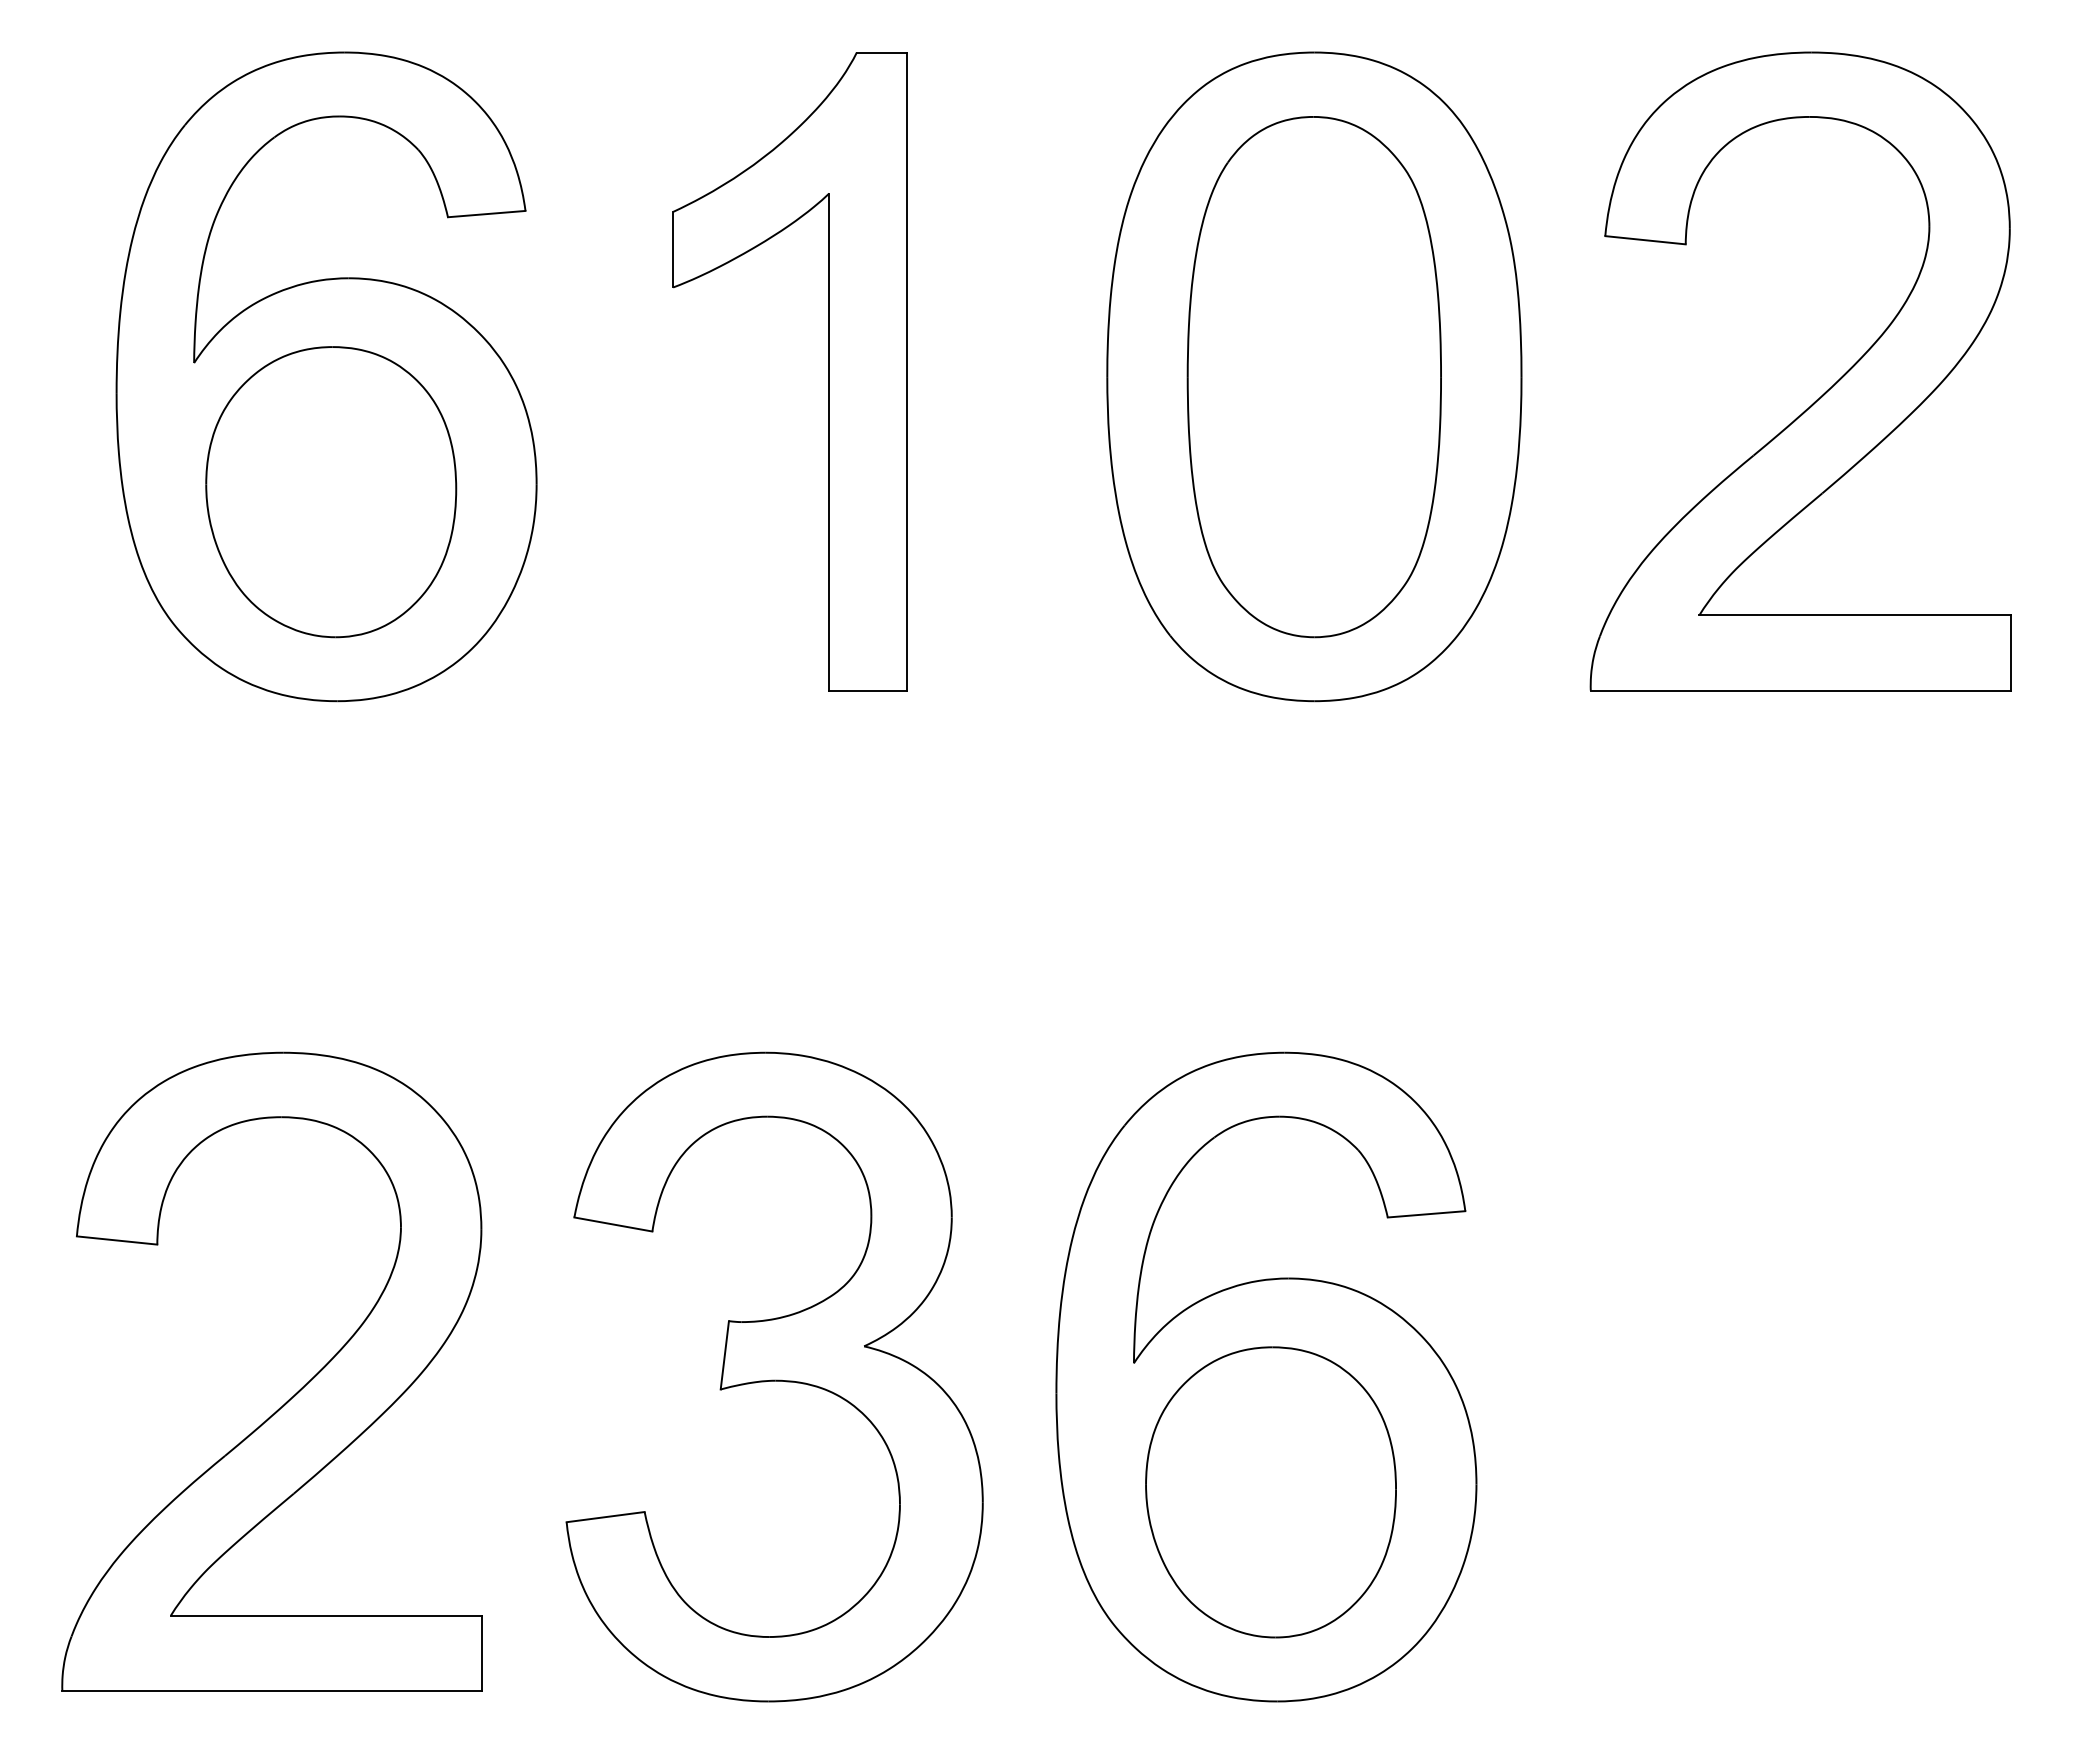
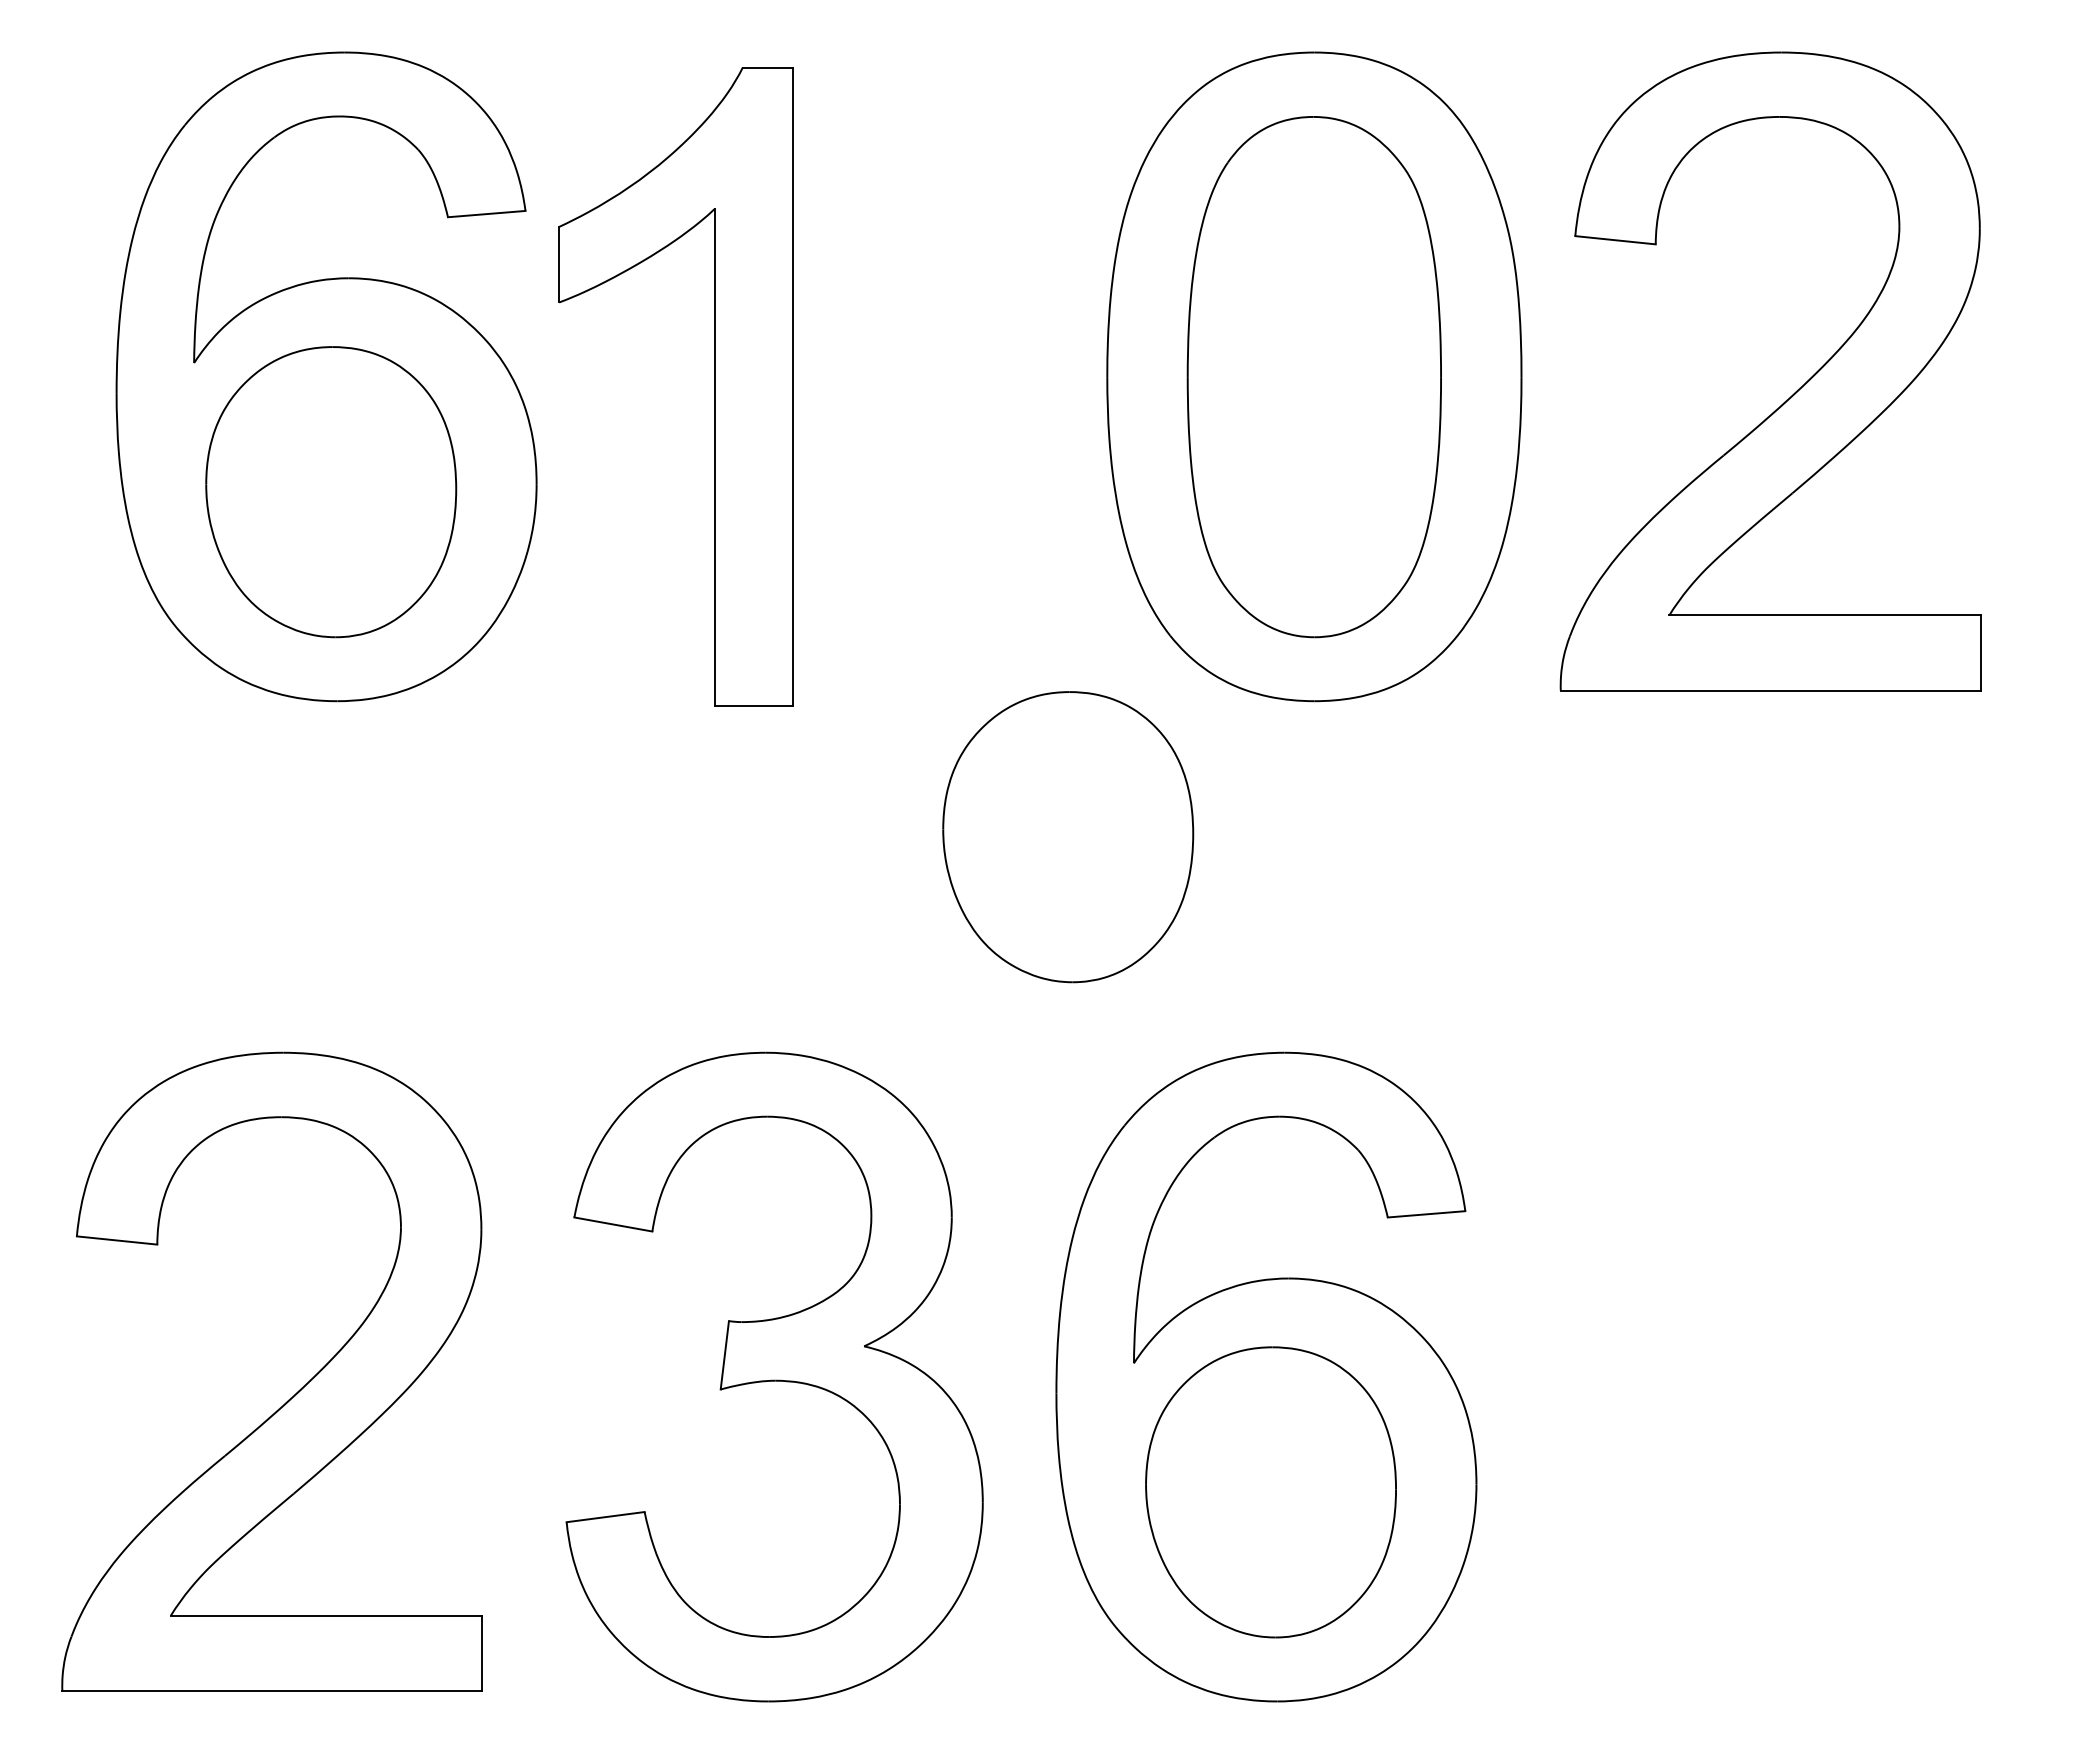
part position: (828, 371) -> (714, 386) (714, 386)
part position: (1823, 393) -> (1793, 393) (1793, 393)
part: none -> present (1068, 837)
